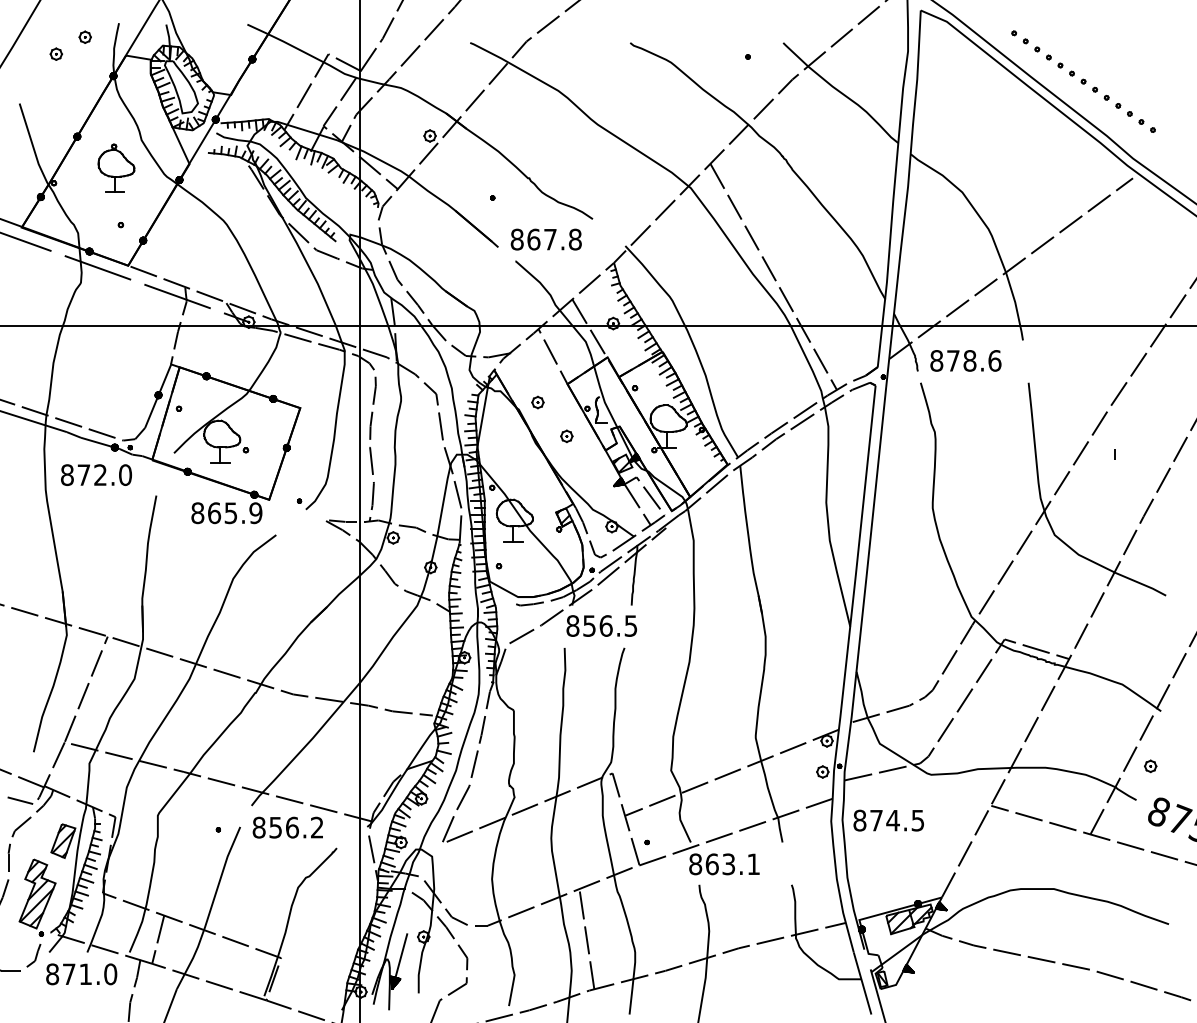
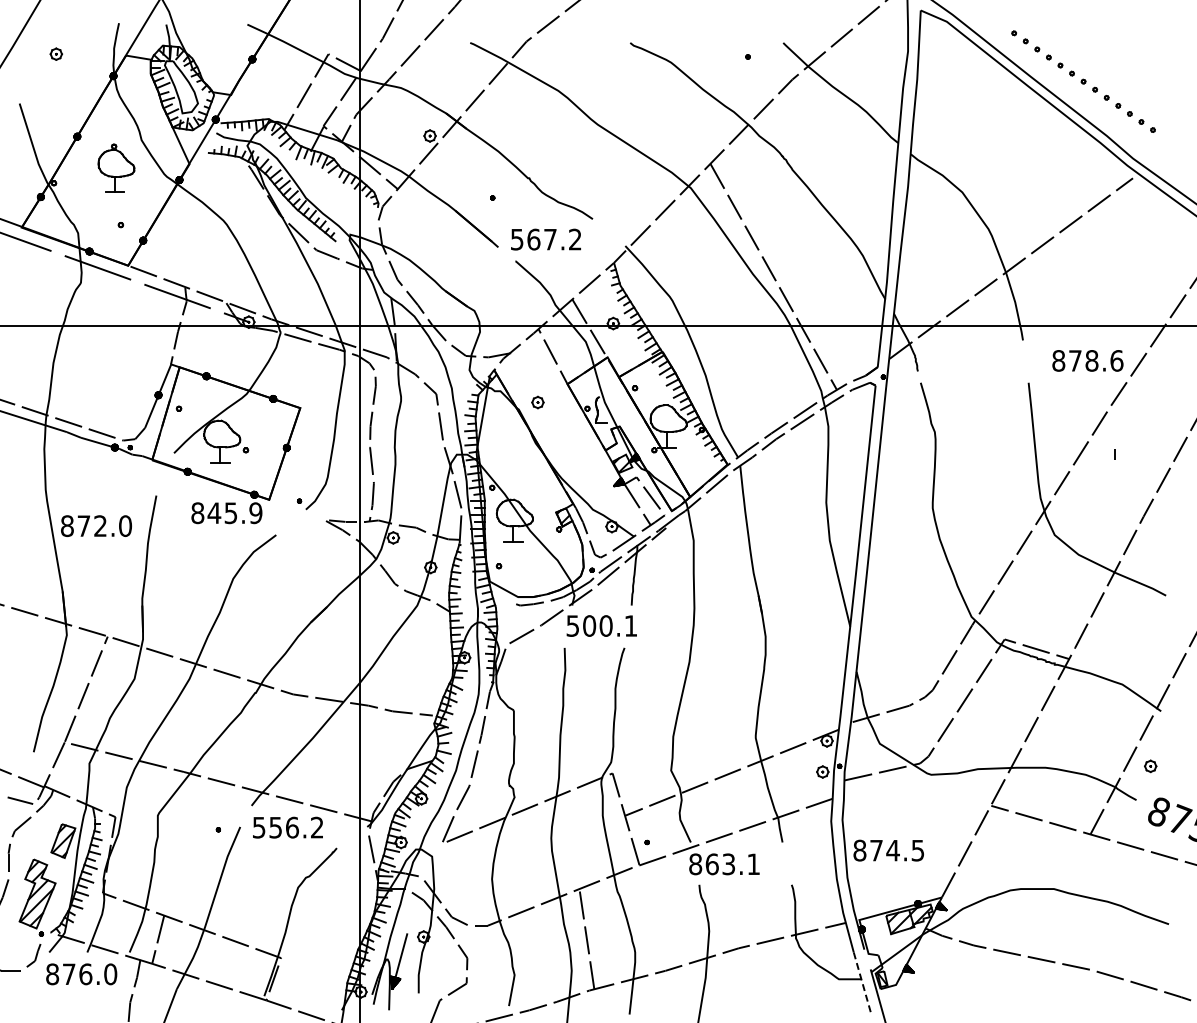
part: present -> none (84, 36)
text: 867.8 -> 567.2 (545, 239)
text position: (965, 360) -> (1087, 360) (1087, 360)
part: present -> none (566, 436)
text position: (96, 474) -> (96, 525) (96, 525)
text: 865.9 -> 845.9 (214, 513)
text: 856.5 -> 500.1 (601, 625)
text position: (888, 820) -> (888, 850) (888, 850)
text: 856.2 -> 556.2 (258, 827)
text: 871.0 -> 876.0 (85, 974)
line: solid -> dashed (862, 984)
